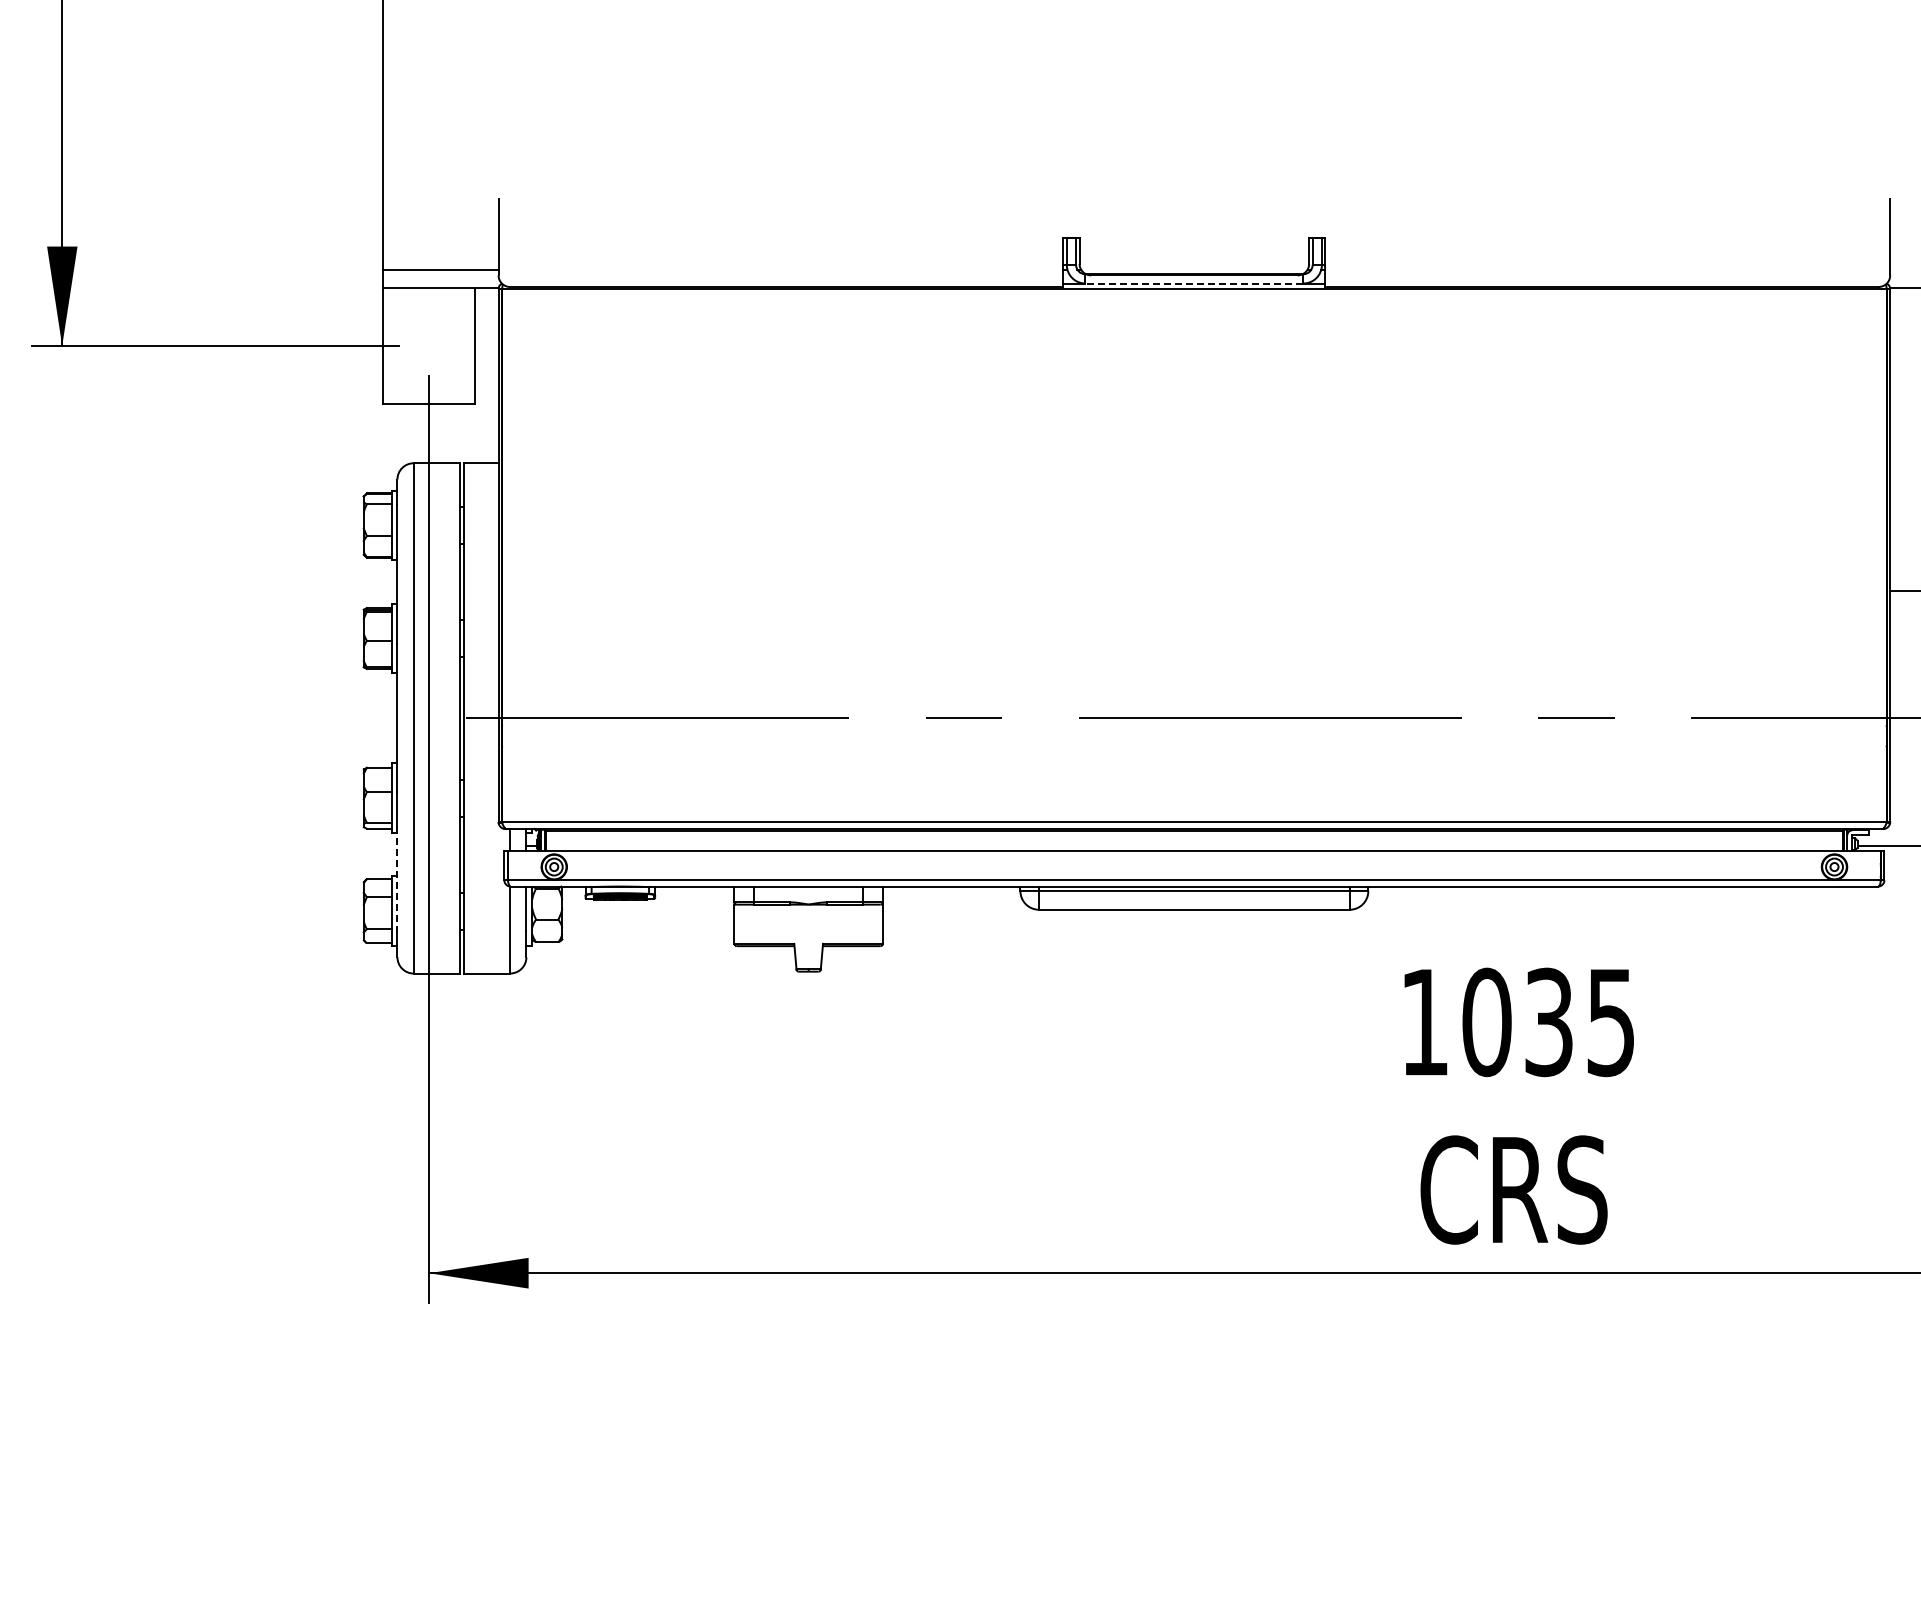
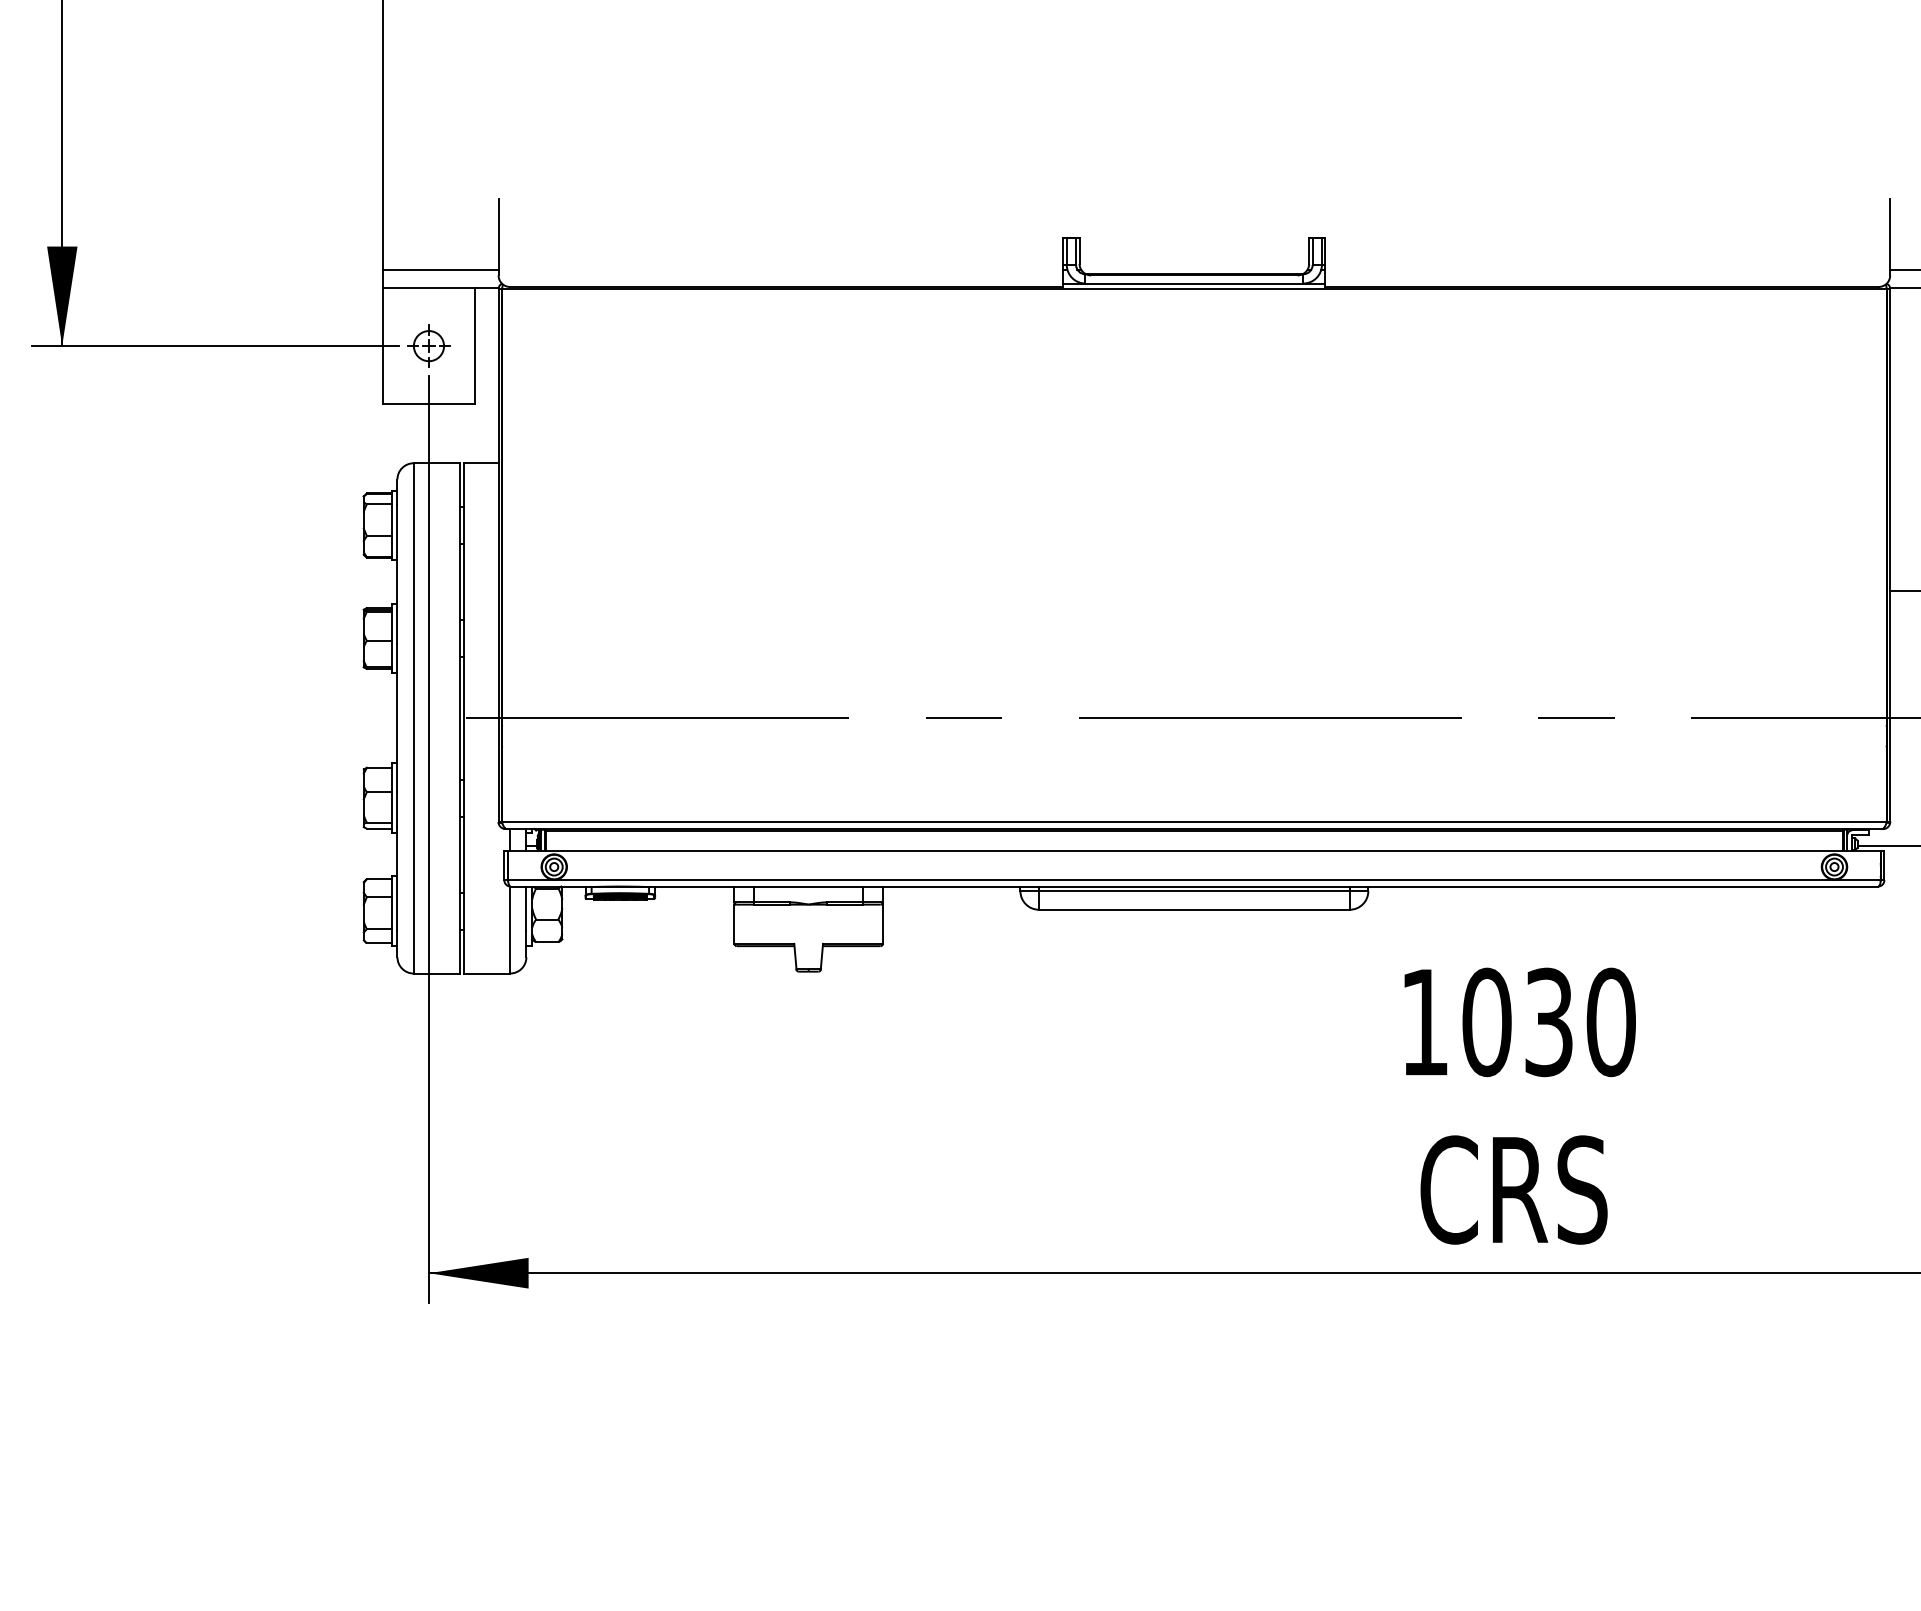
line: none -> present (1903, 269)
line: dashed -> solid (1193, 283)
part: none -> present (428, 345)
line: dashed -> solid (397, 879)
text: 1035 -> 1030 (1610, 1022)
